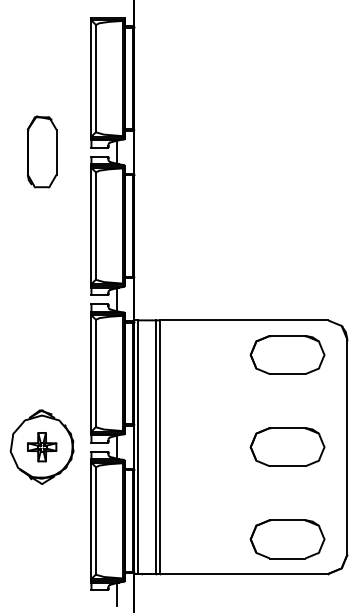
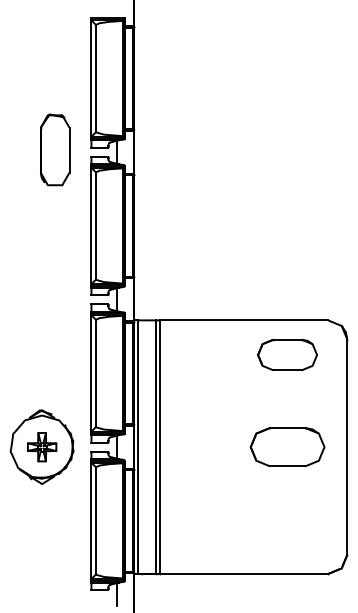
part position: (42, 151) -> (55, 149) (55, 149)
part size: 77x40 px -> 61x33 px (287, 354)
part: present -> none (287, 539)
